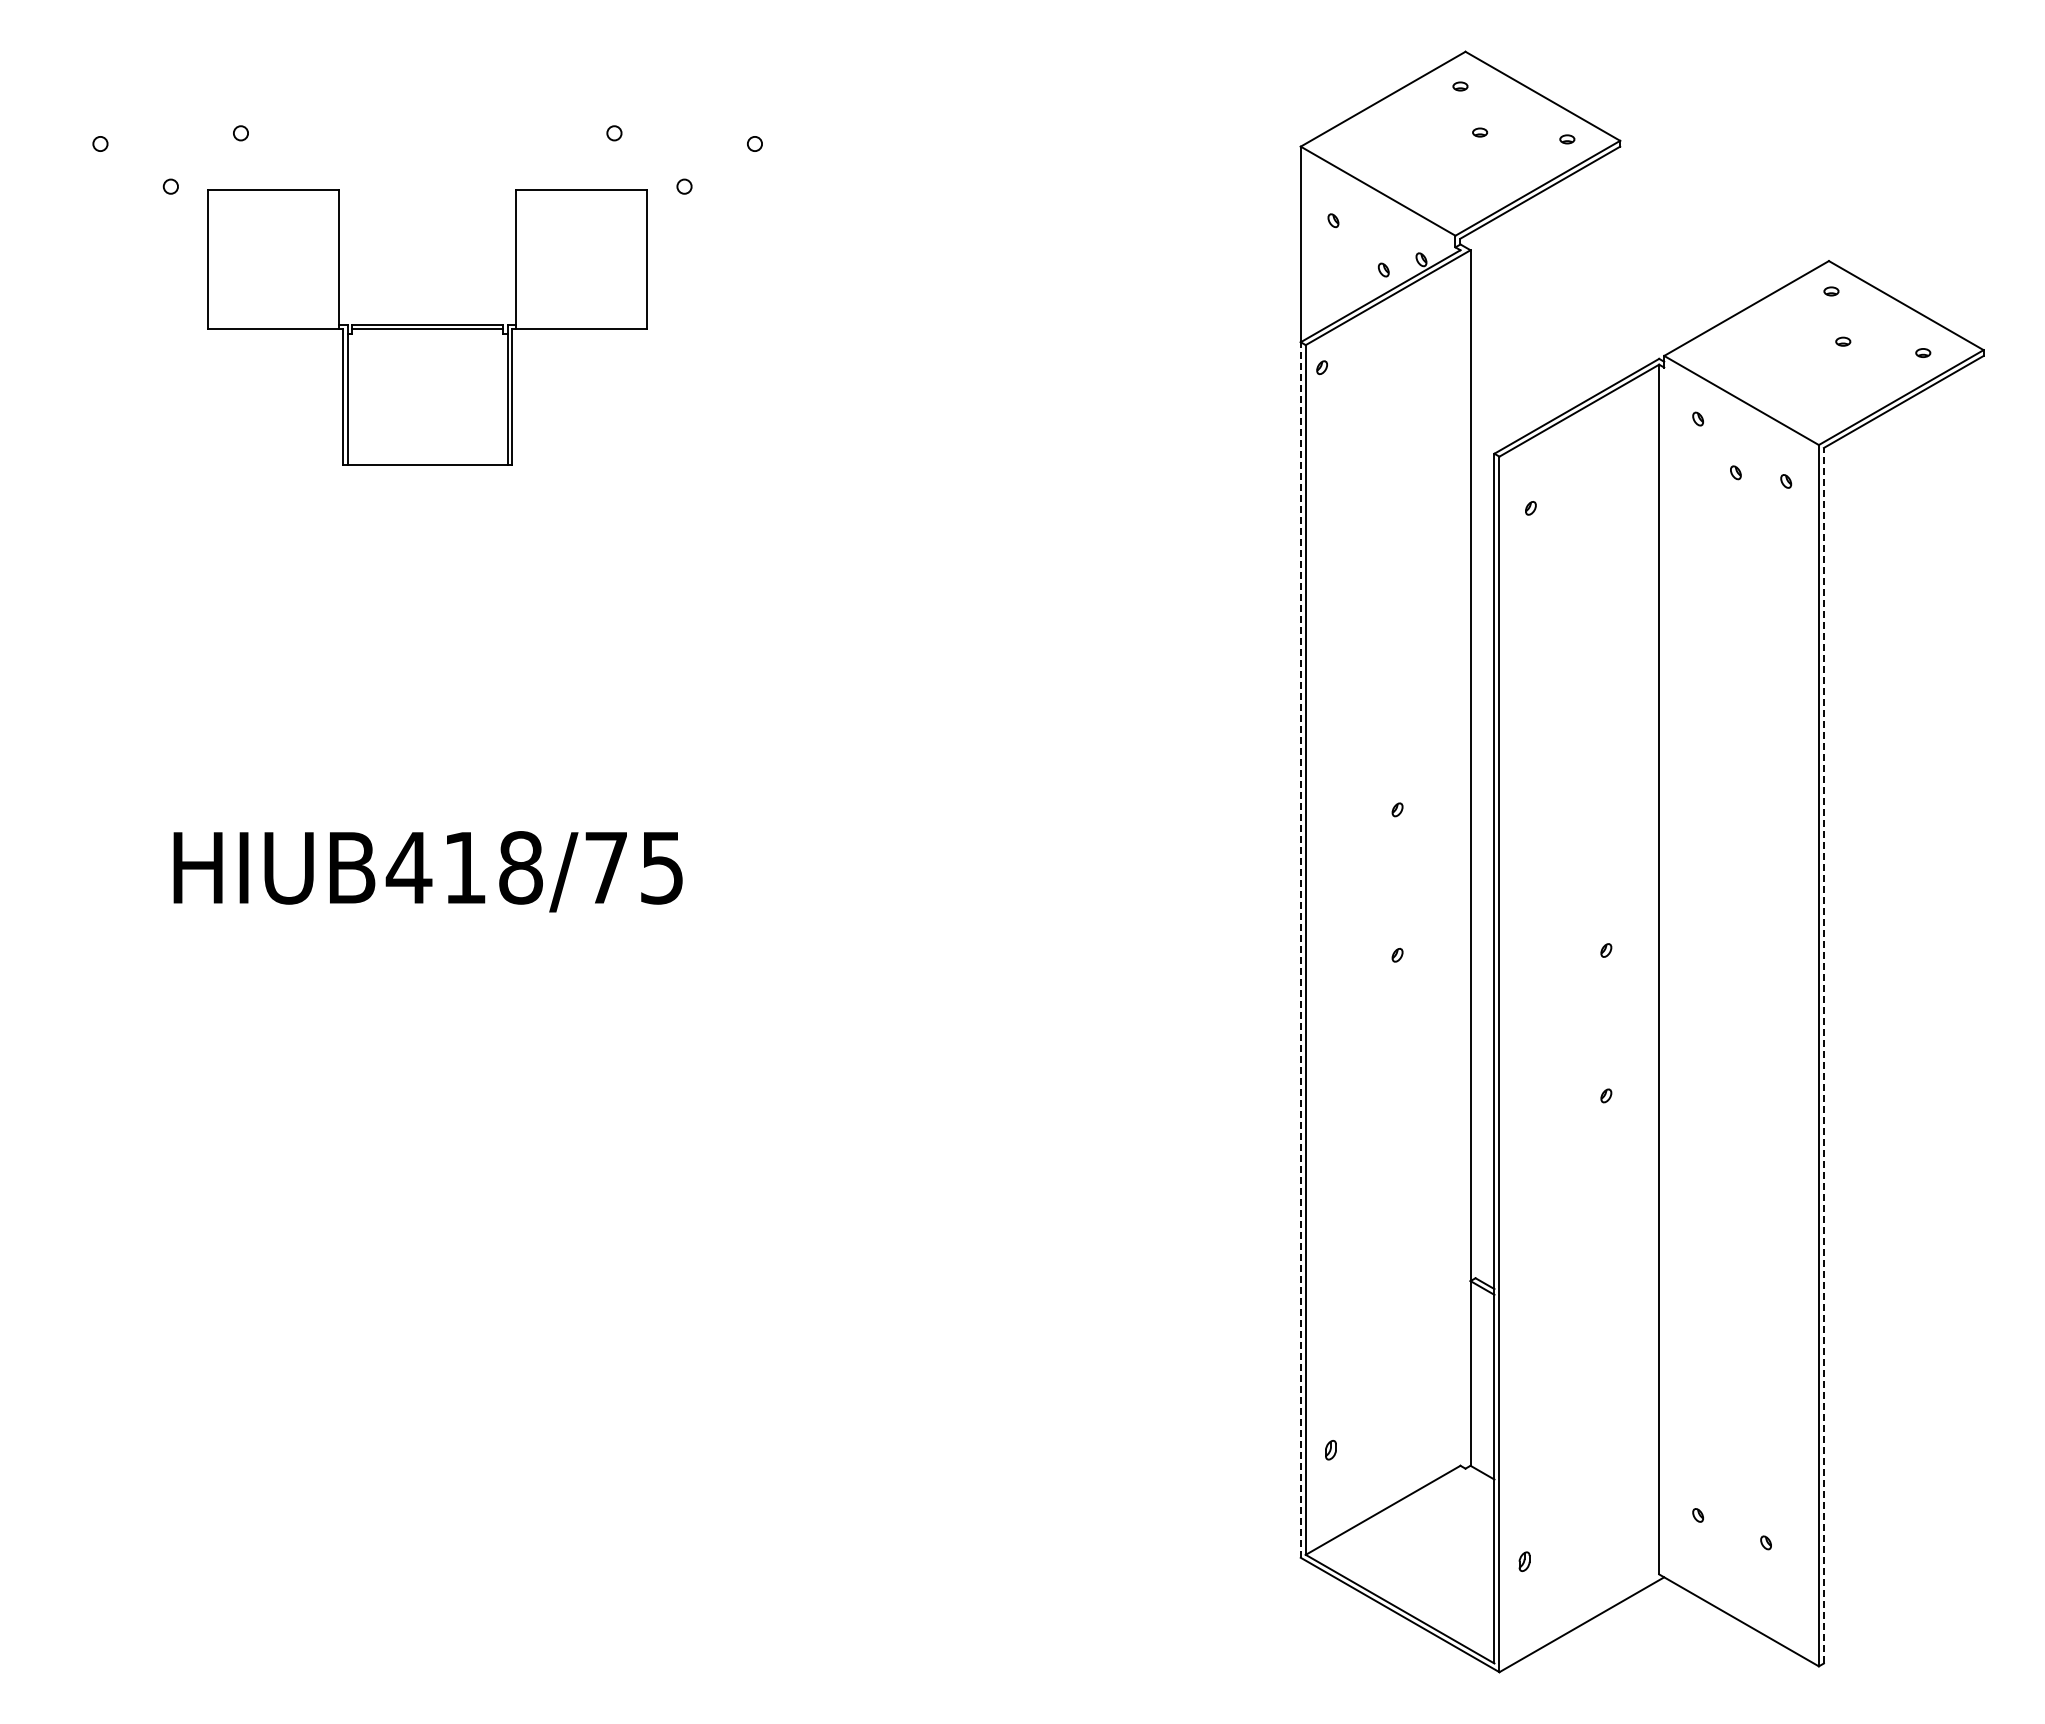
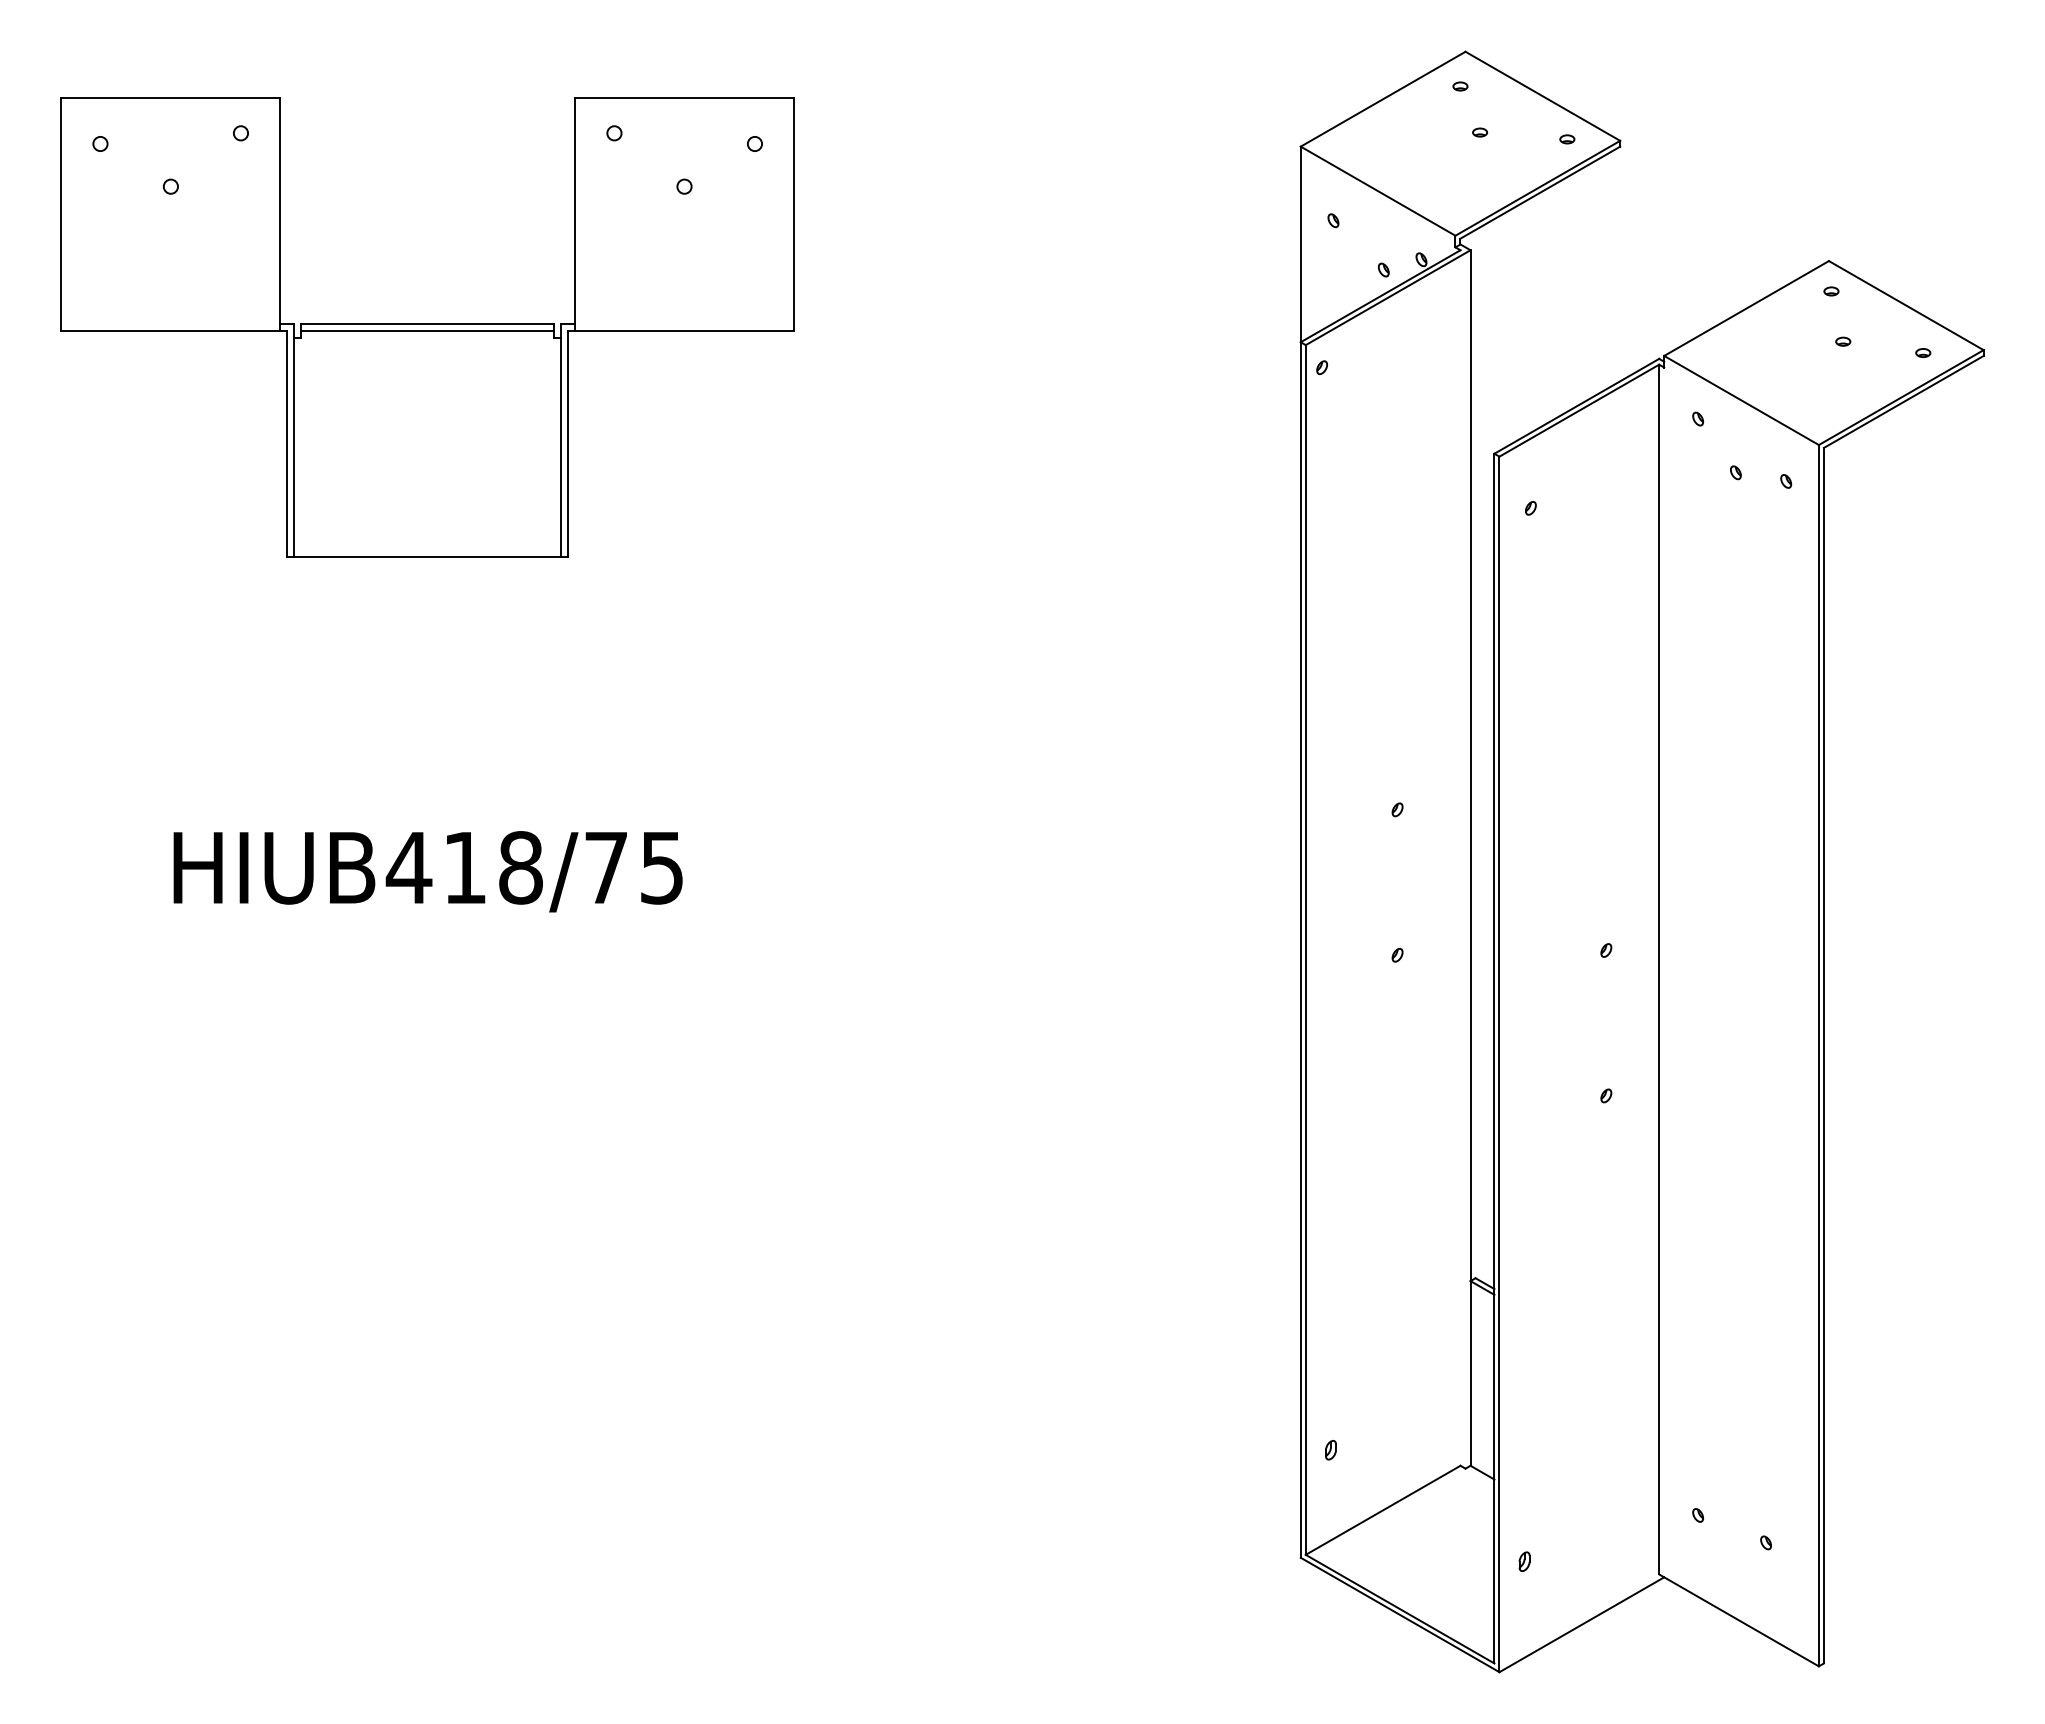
part size: 441x277 px -> 735x461 px (427, 327)
line: dashed -> solid (1300, 950)
line: dashed -> solid (1823, 1055)
